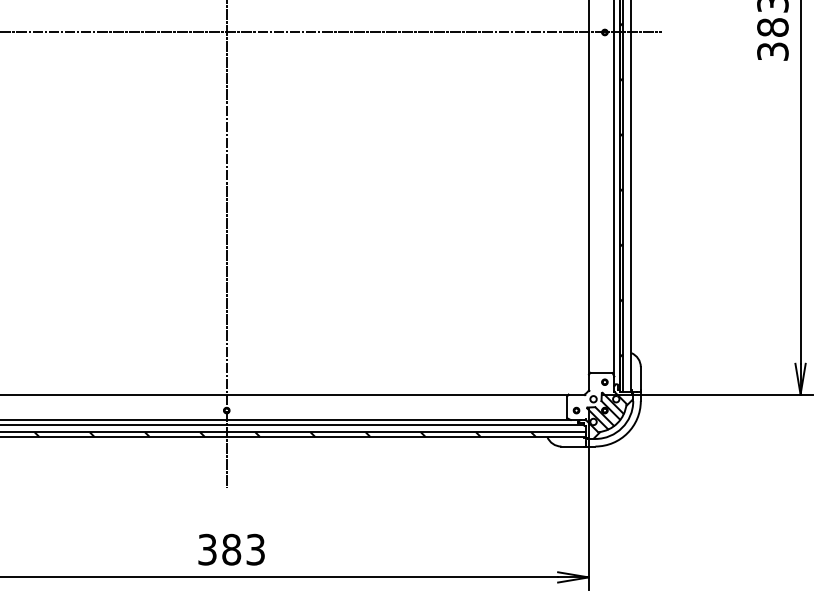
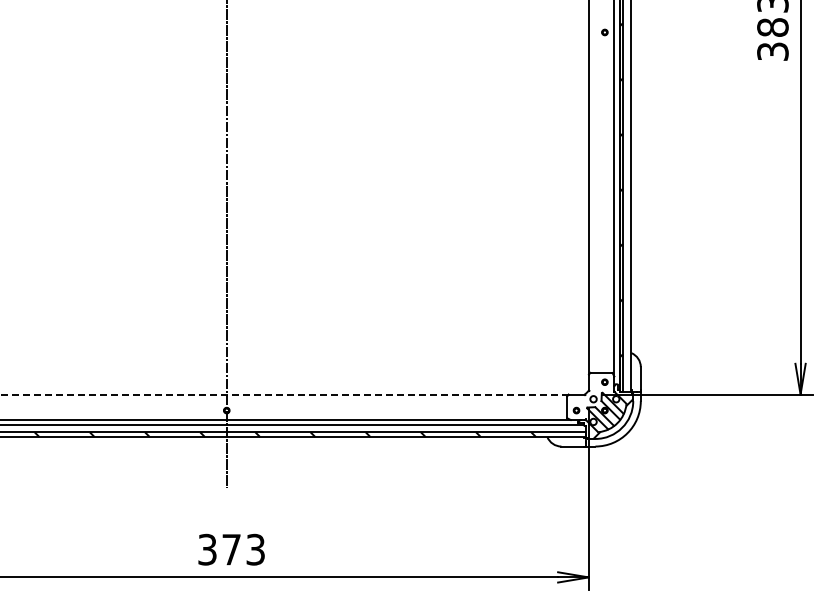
line: present -> none (332, 32)
line: solid -> dashed (284, 394)
text: 383 -> 373 (231, 549)
